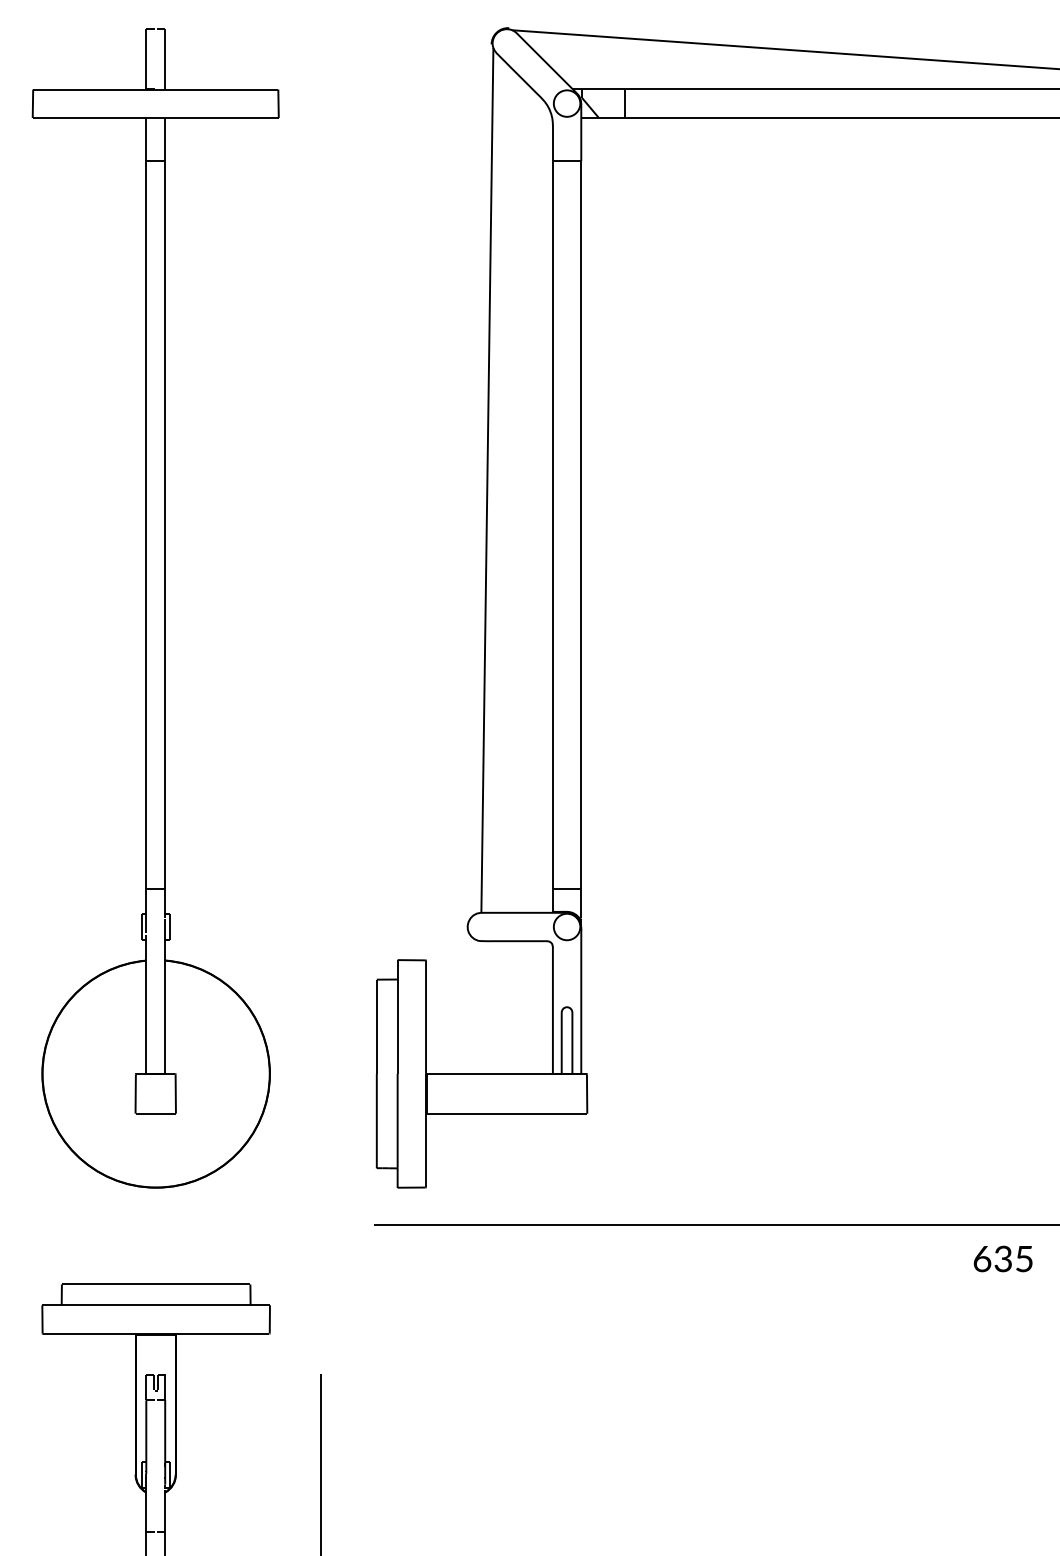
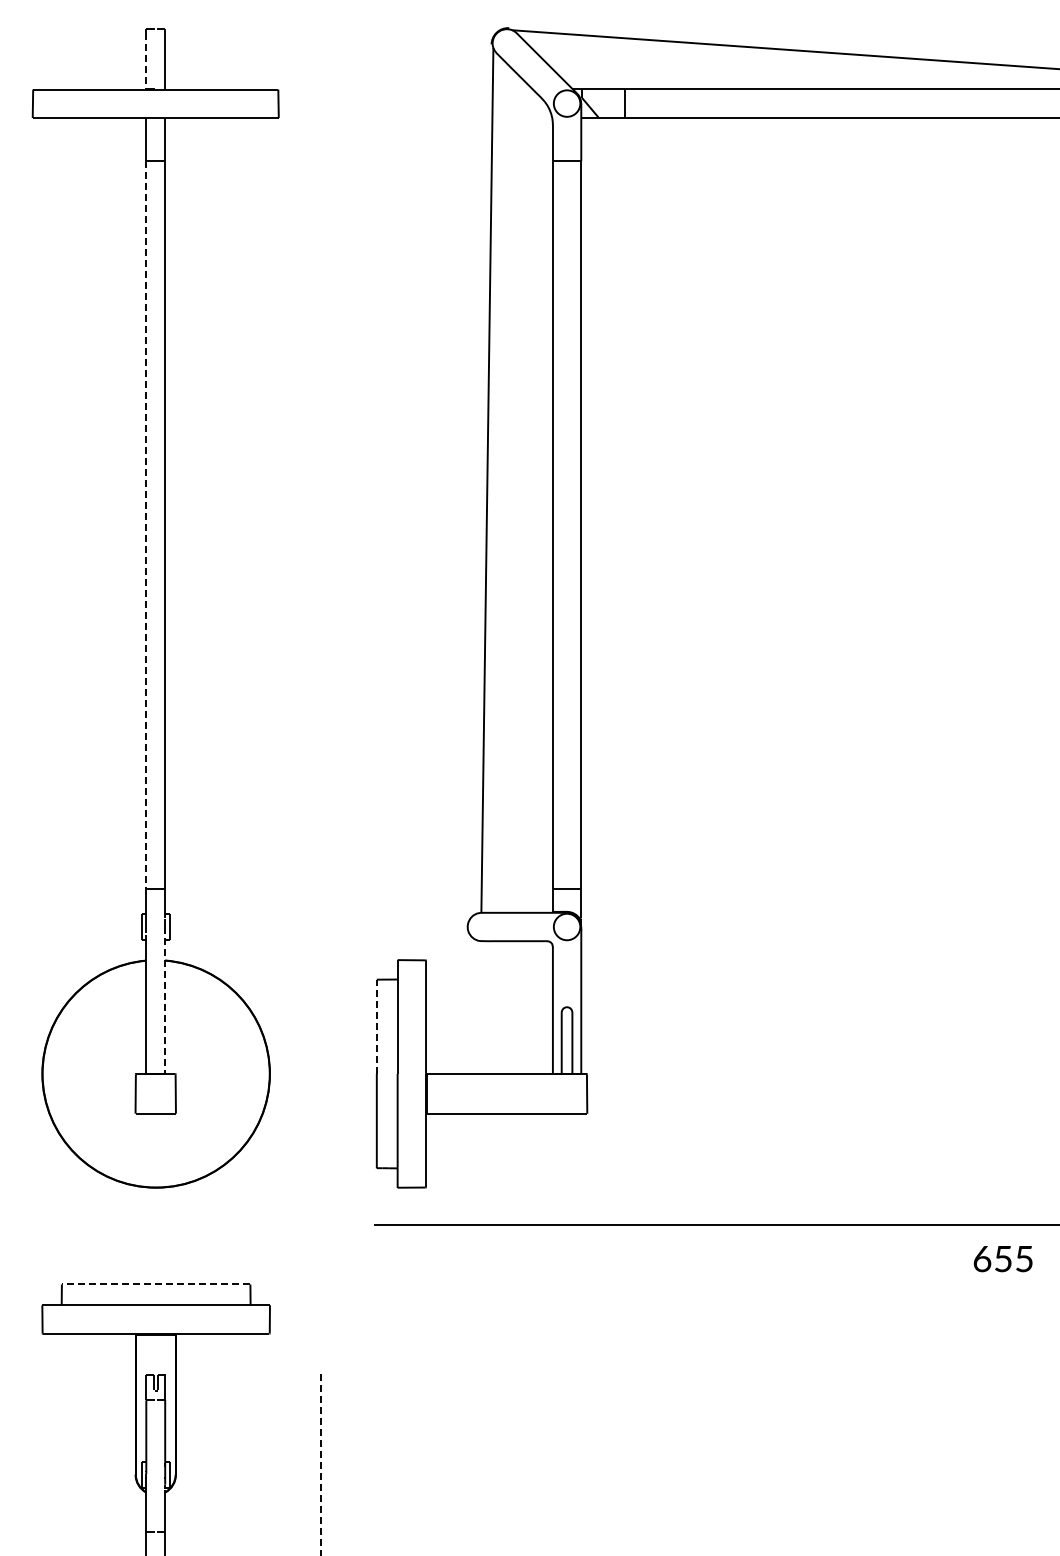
line: solid -> dashed (146, 61)
line: solid -> dashed (146, 524)
line: solid -> dashed (165, 1000)
line: solid -> dashed (376, 1026)
text: 635 -> 655 (1002, 1258)
line: solid -> dashed (155, 1284)
line: solid -> dashed (321, 1465)
